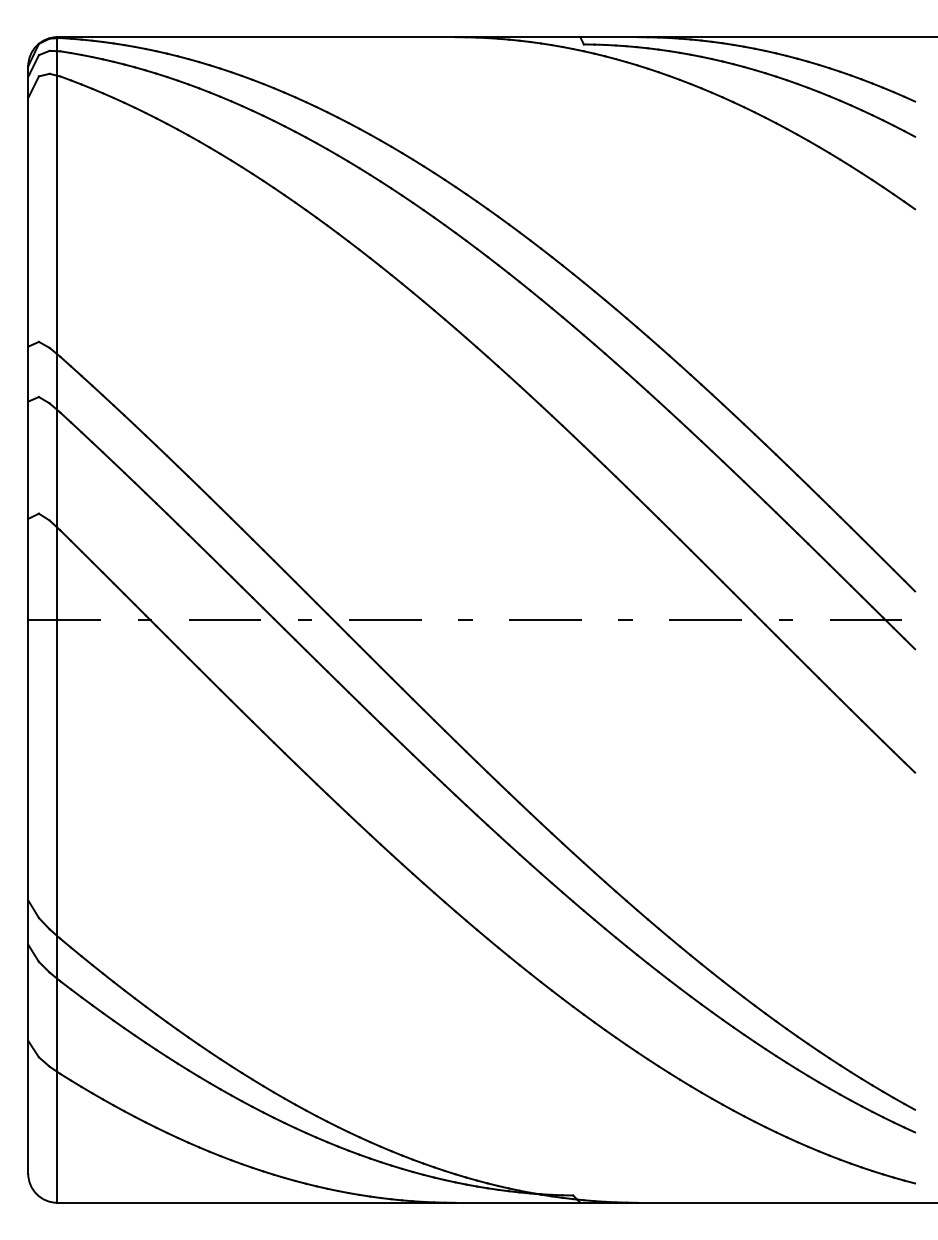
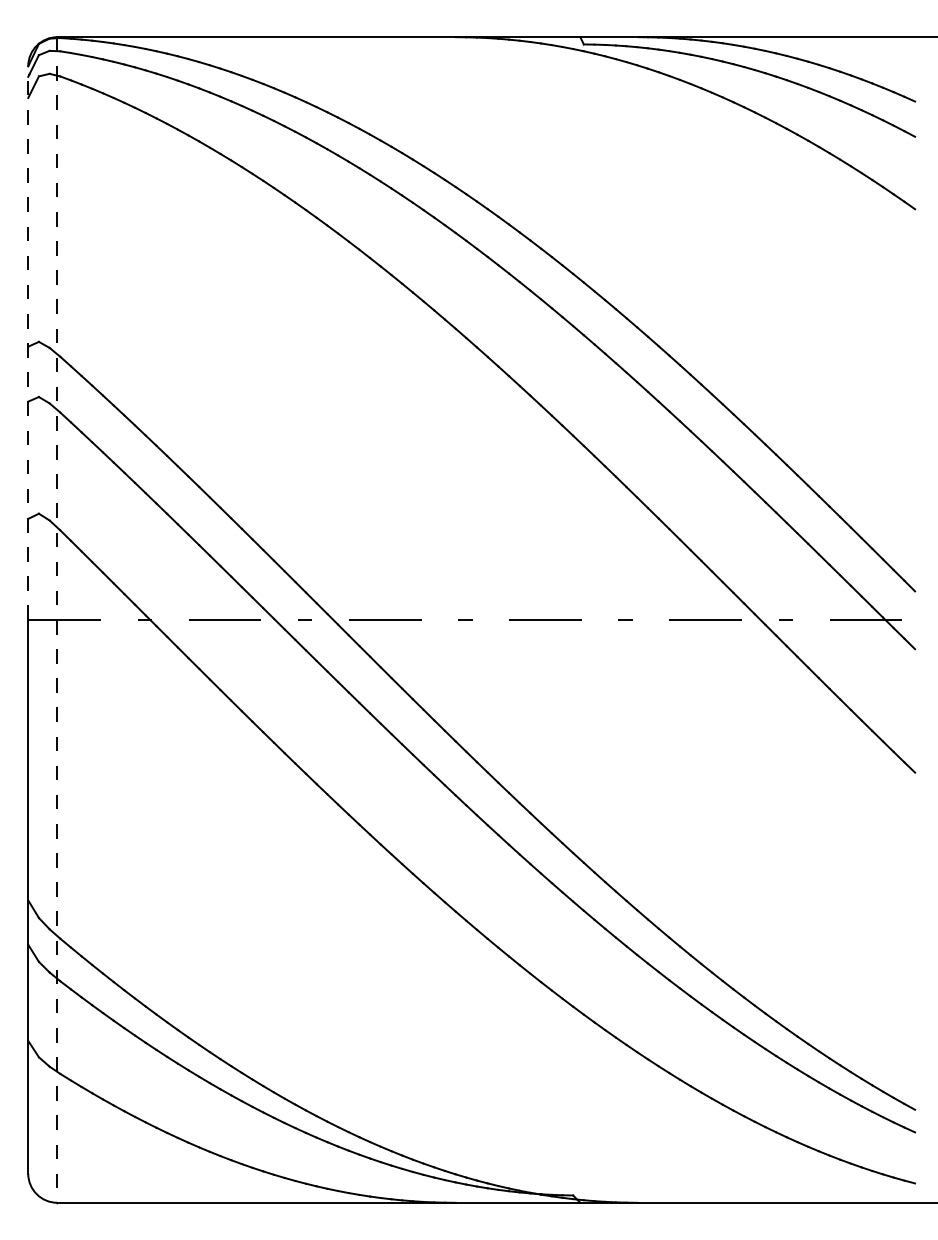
line: solid -> dashed (28, 343)
line: solid -> dashed (57, 620)
